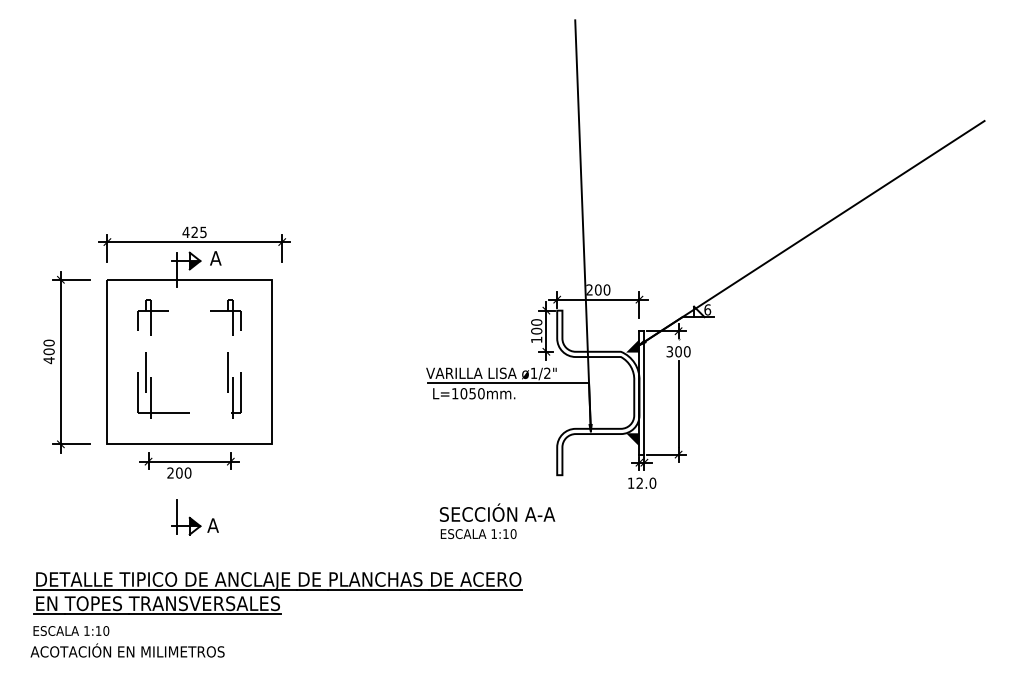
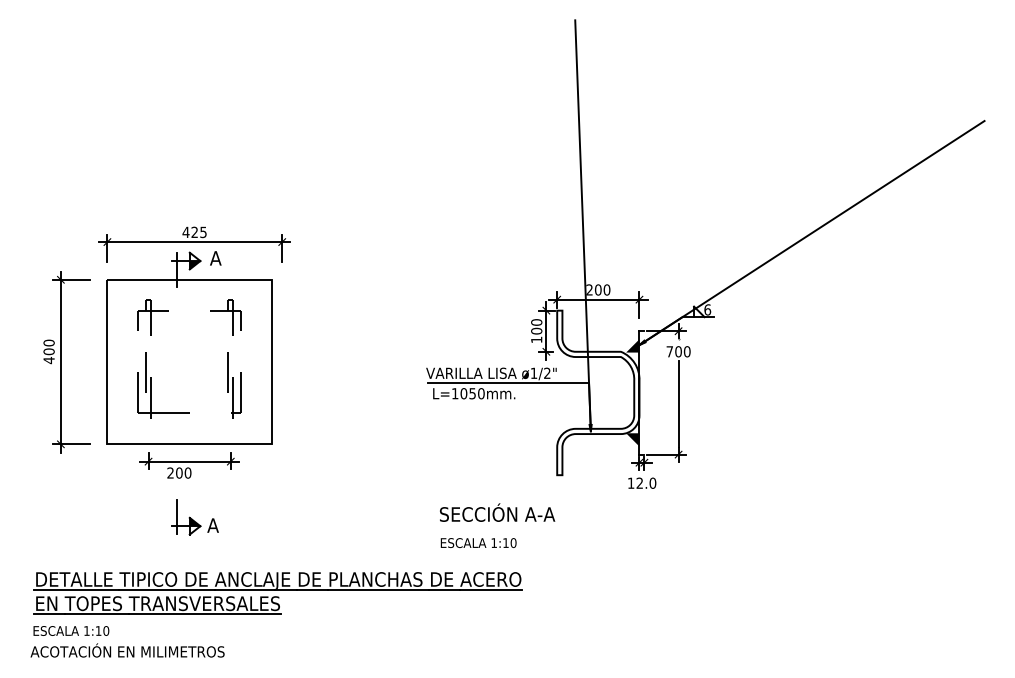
text: 300 -> 700 (669, 351)
line: present -> none (644, 392)
text position: (478, 533) -> (478, 542) (478, 542)
